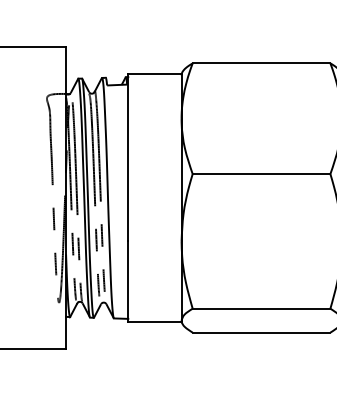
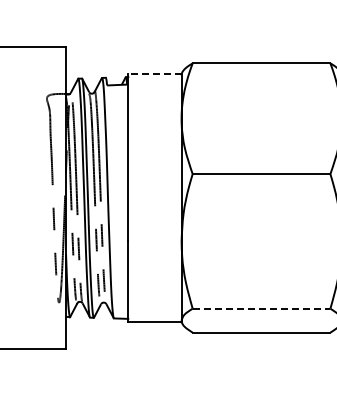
line: solid -> dashed (154, 73)
line: solid -> dashed (261, 308)
